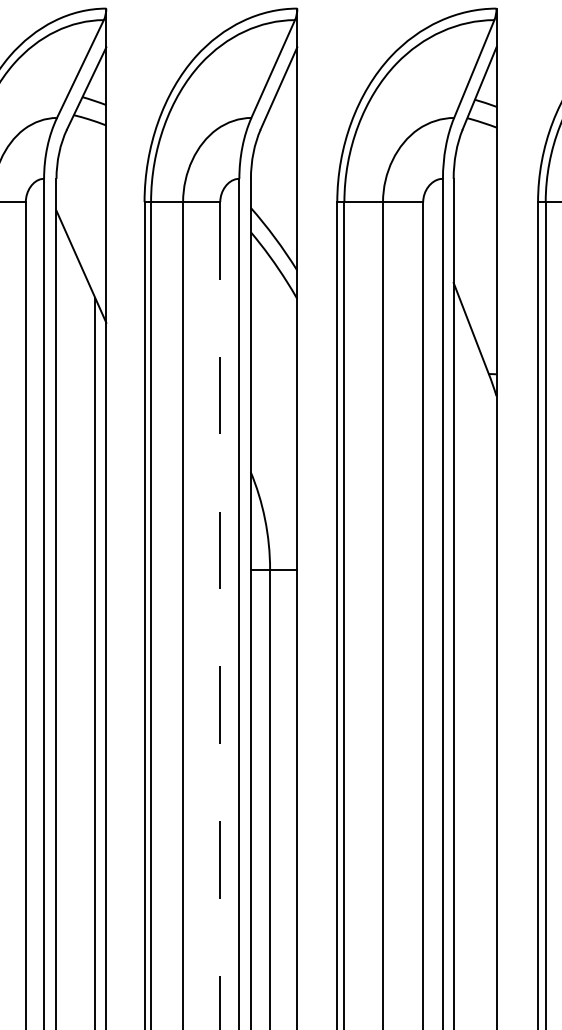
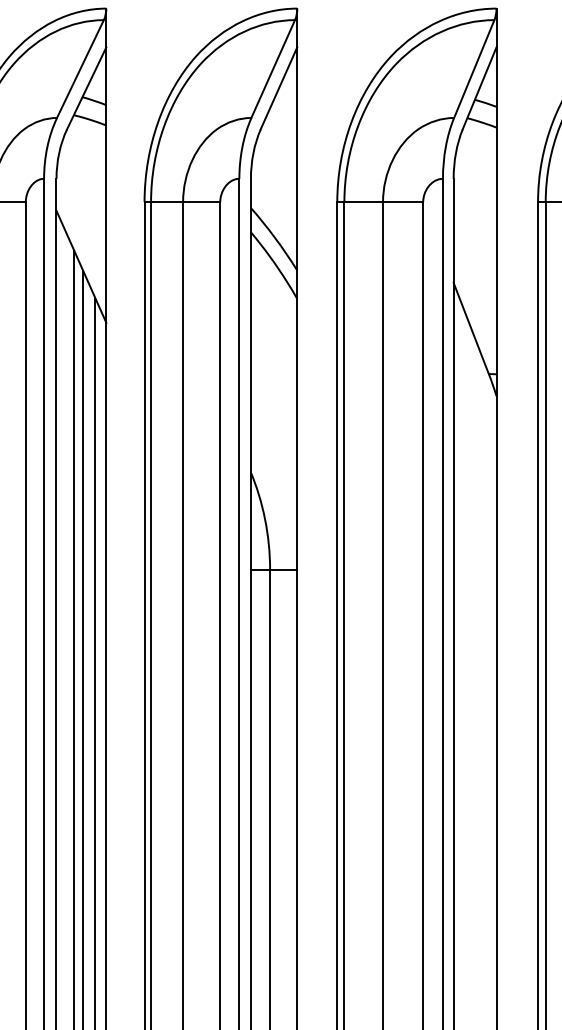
line: dashed -> solid (220, 615)
line: none -> present (74, 638)
line: none -> present (83, 648)
